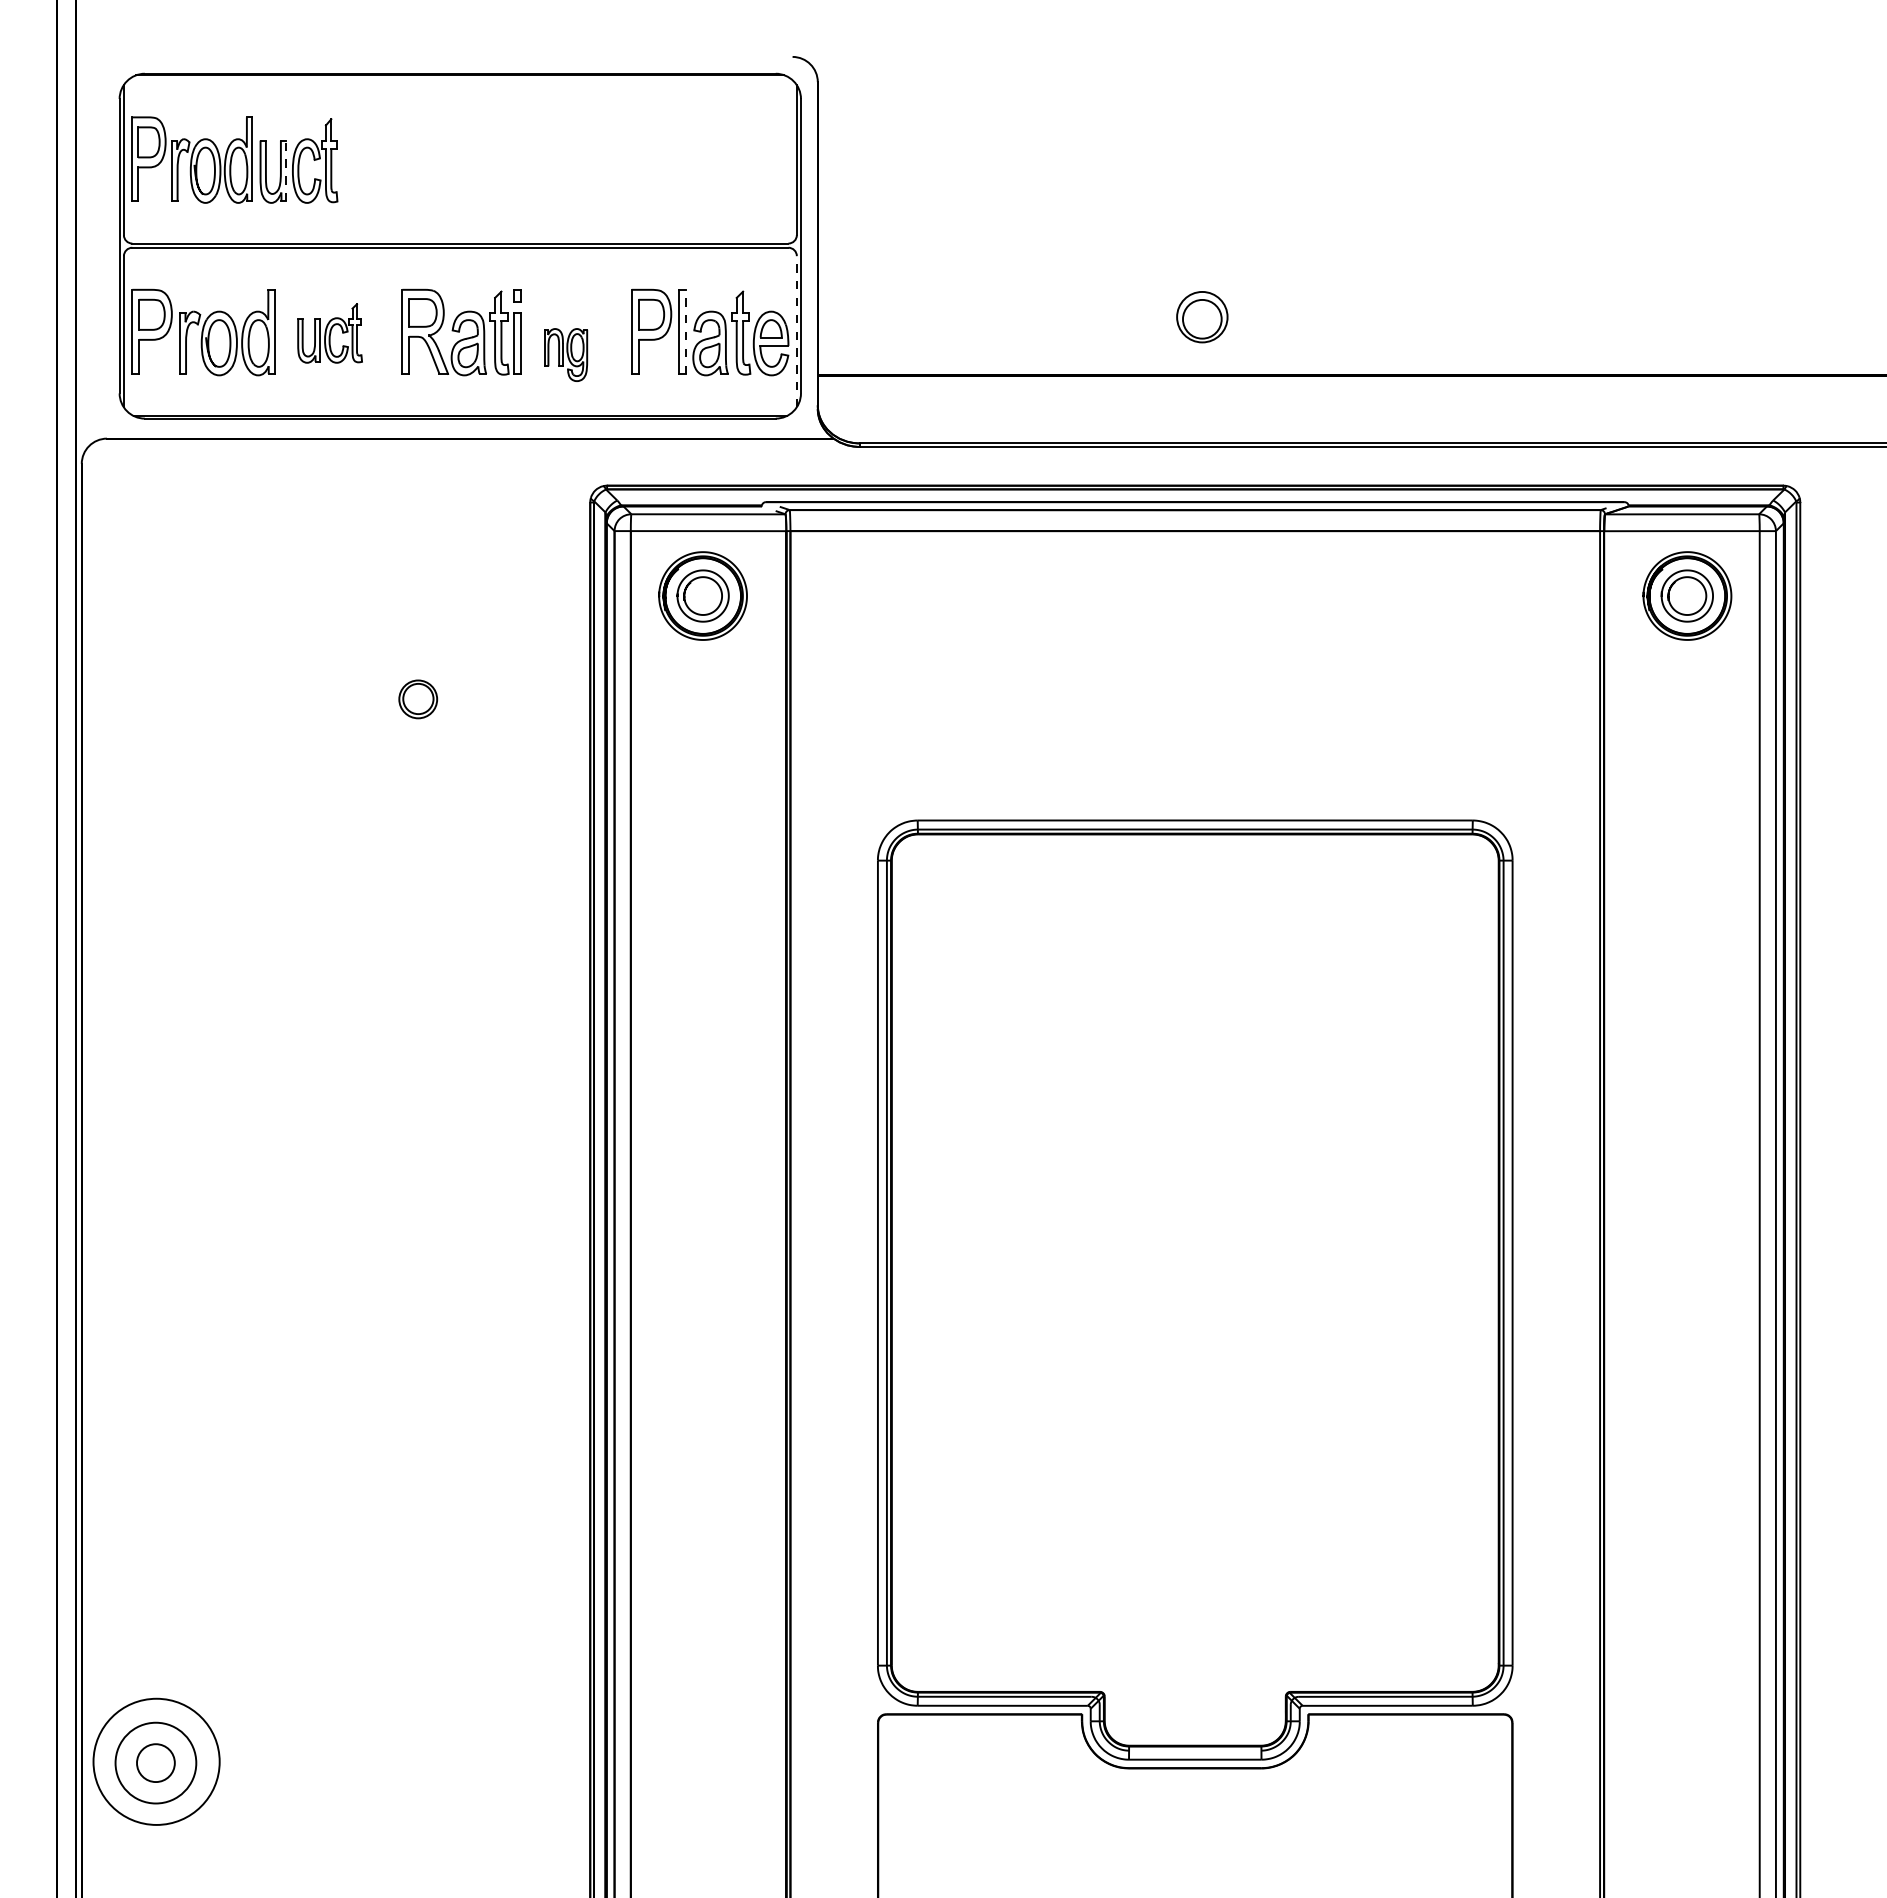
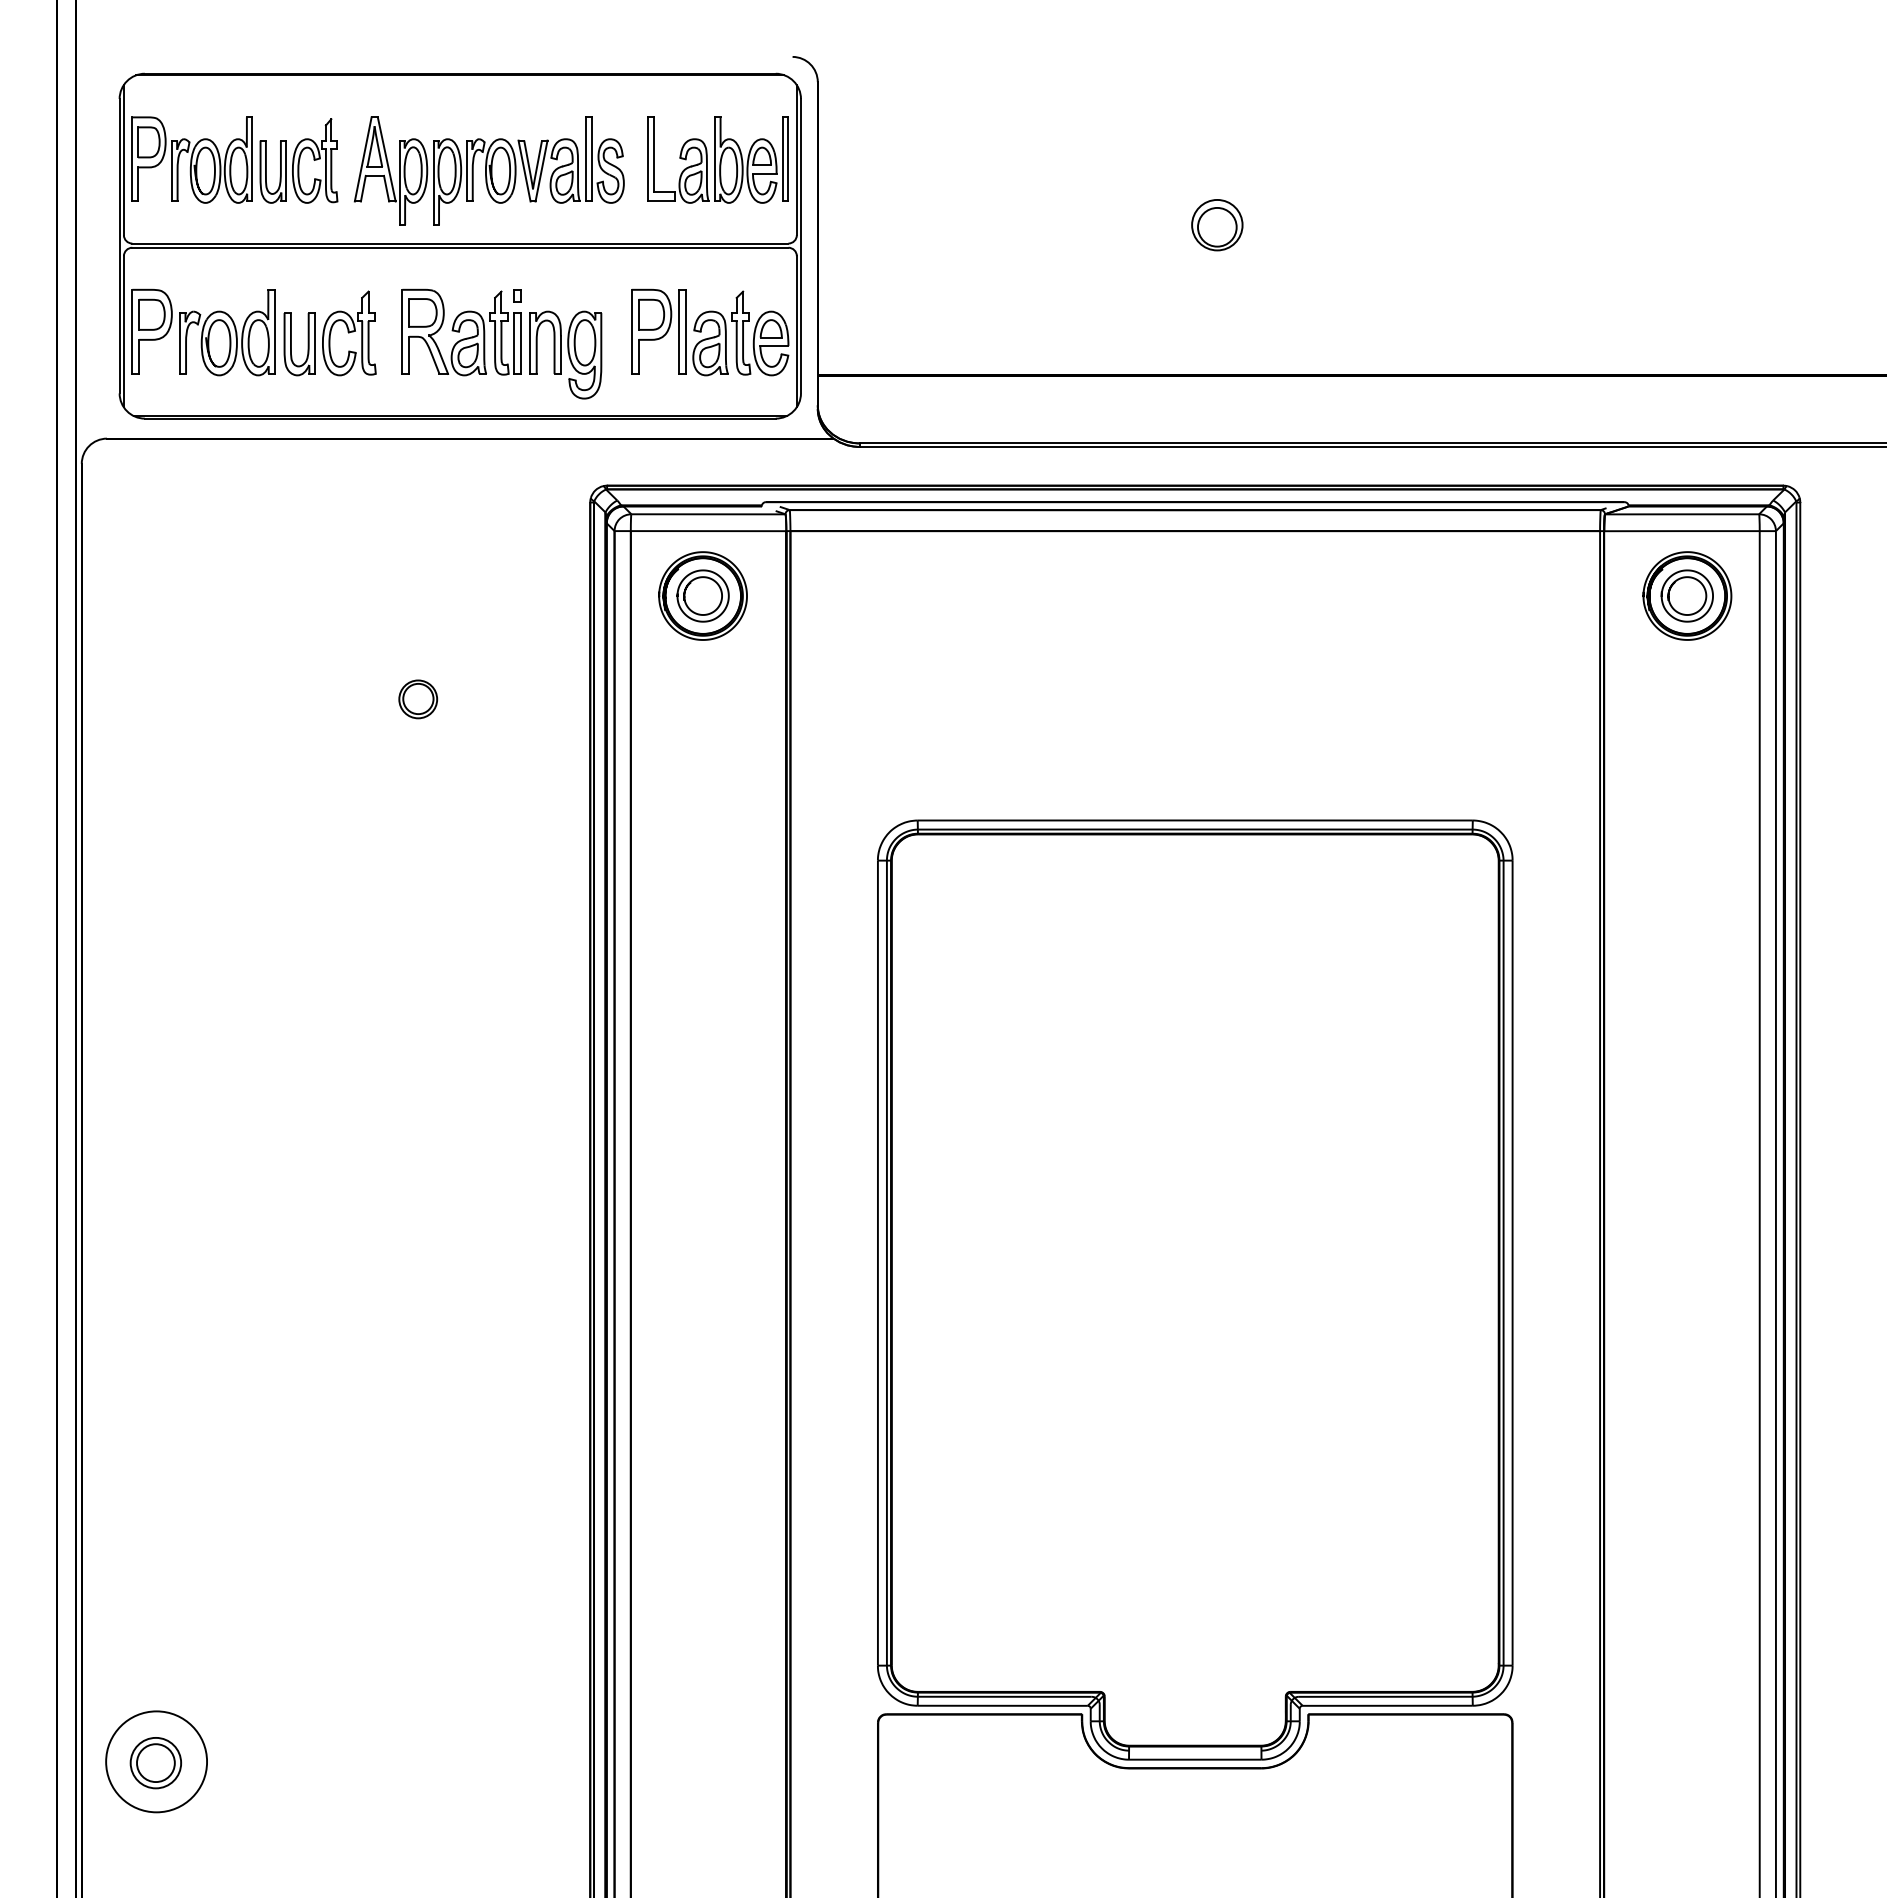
part: none -> present (717, 159)
line: dashed -> solid (286, 170)
part: none -> present (488, 170)
part position: (1202, 317) -> (1217, 225) (1217, 225)
line: dashed -> solid (685, 331)
line: dashed -> solid (796, 331)
part size: 66x61 px -> 94x87 px (329, 333)
part size: 45x54 px -> 74x90 px (565, 354)
circle diameter: 126 px -> 101 px (156, 1761)
circle diameter: 81 px -> 50 px (155, 1762)
